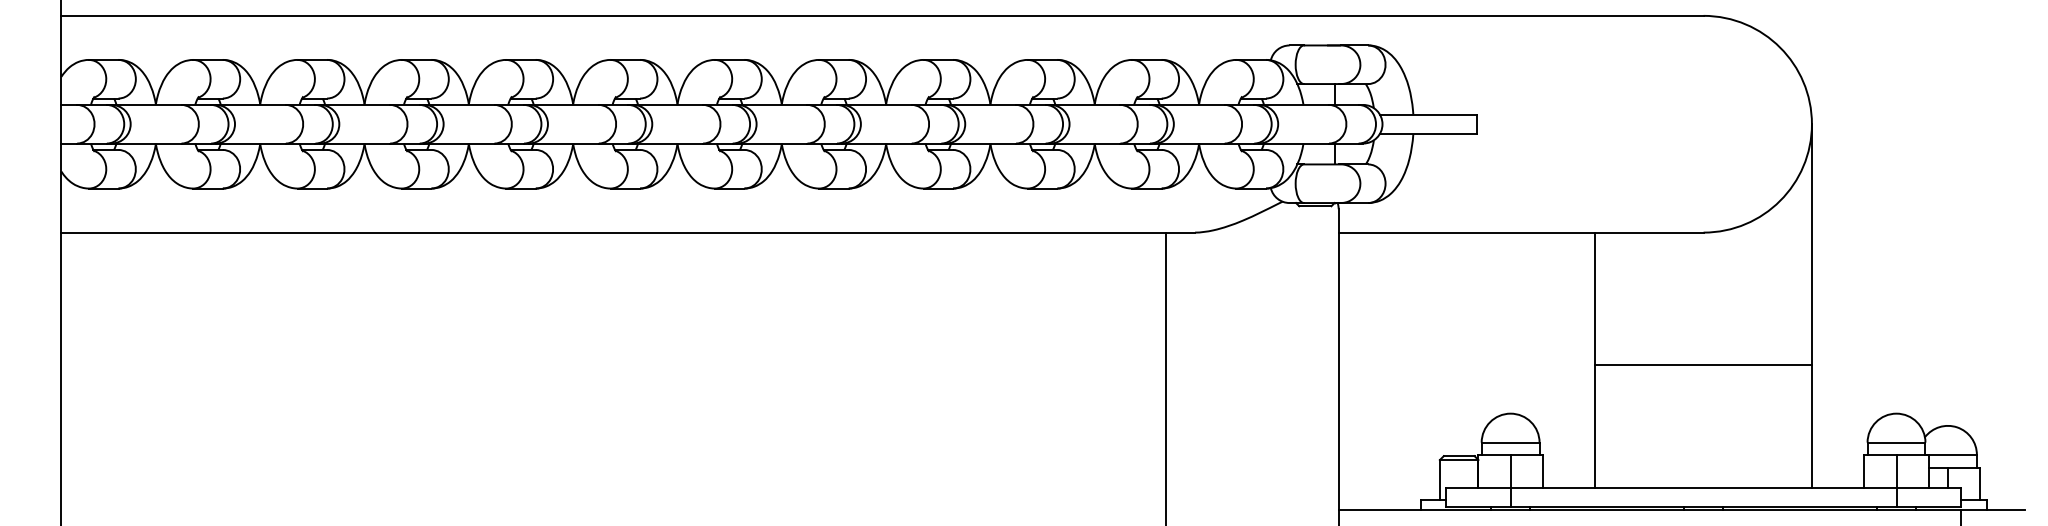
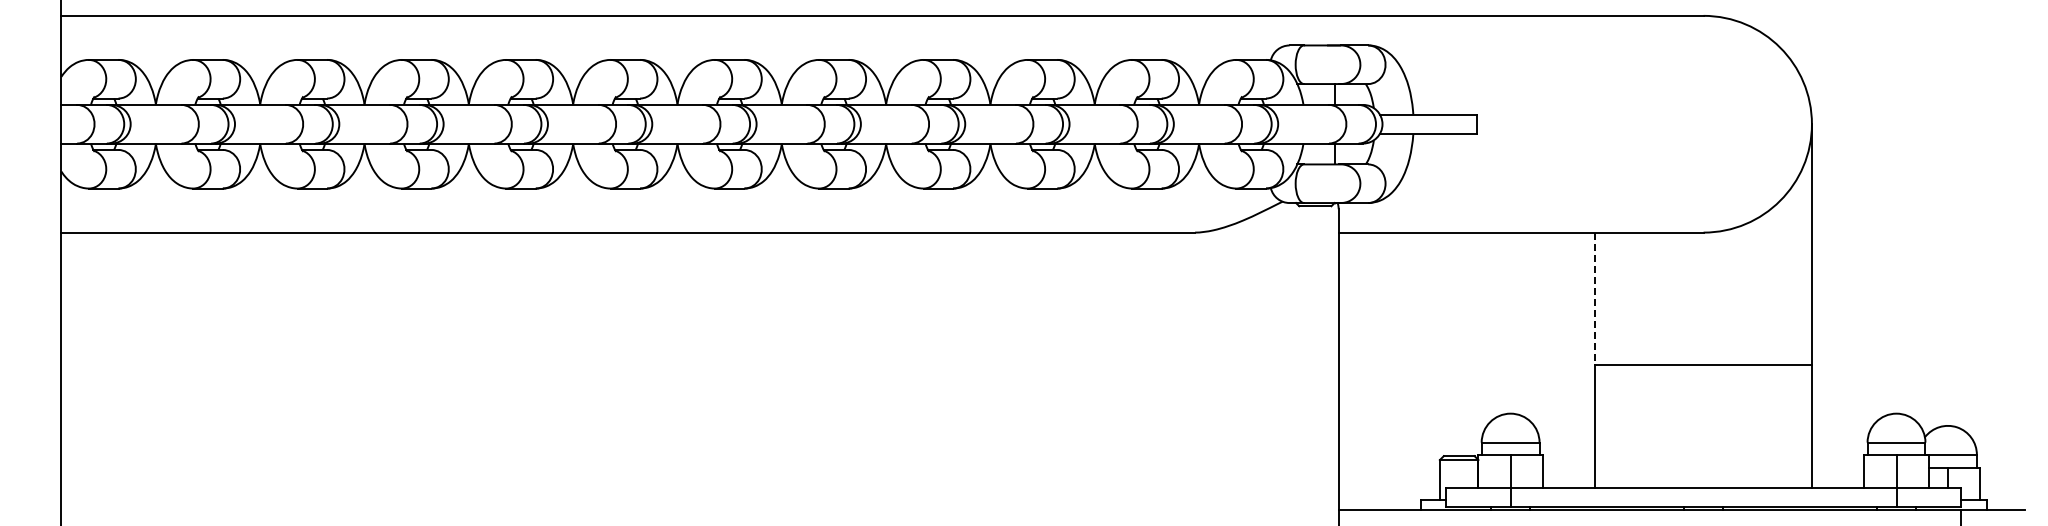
line: solid -> dashed (1595, 299)
line: present -> none (1165, 377)
